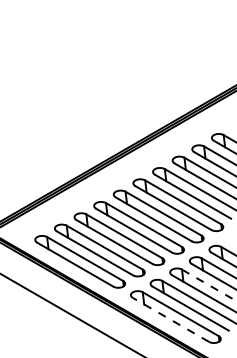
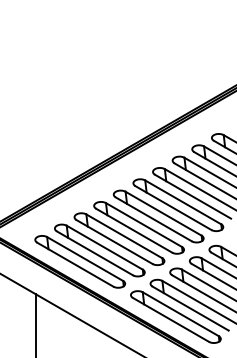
line: dashed -> solid (209, 285)
line: dashed -> solid (170, 319)
line: none -> present (36, 324)
